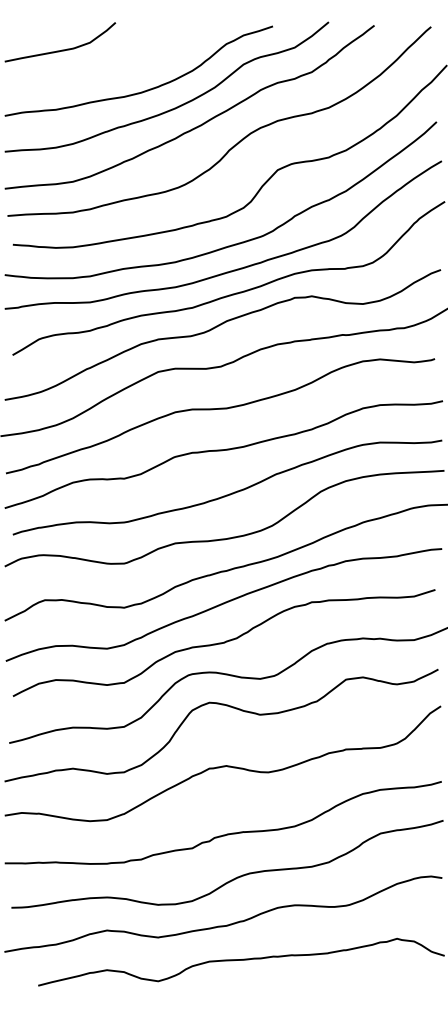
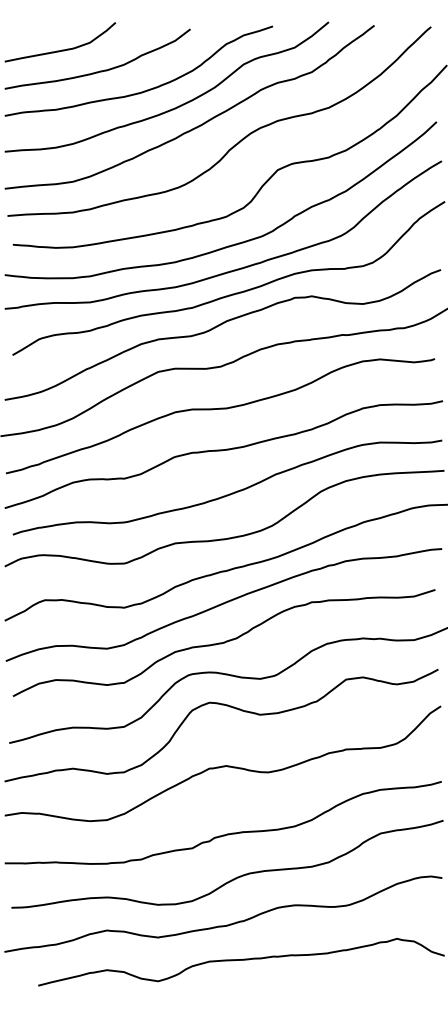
curve: none -> present (99, 70)
